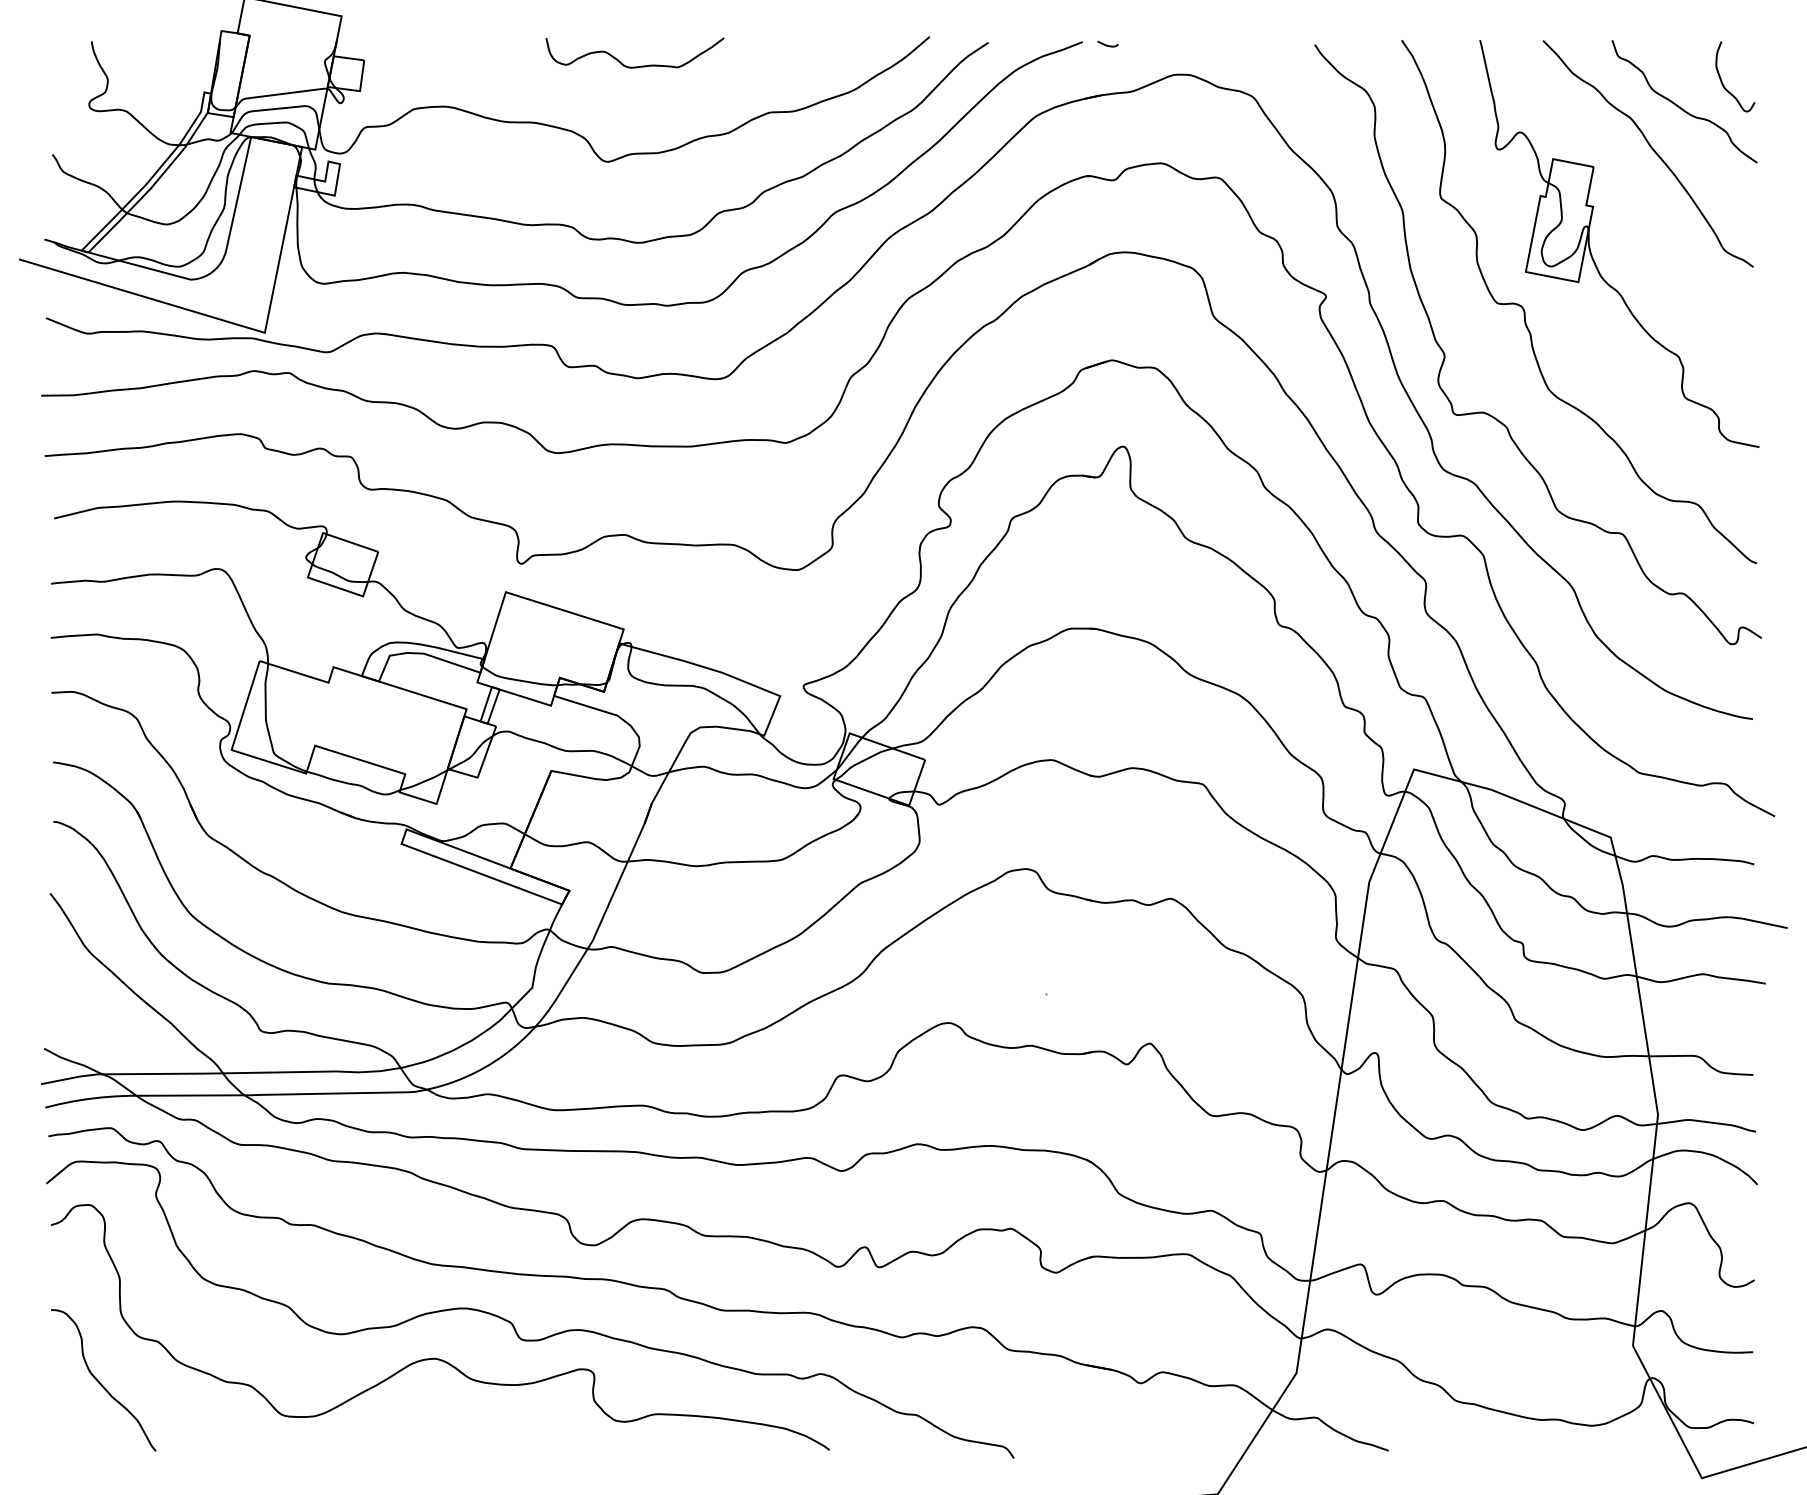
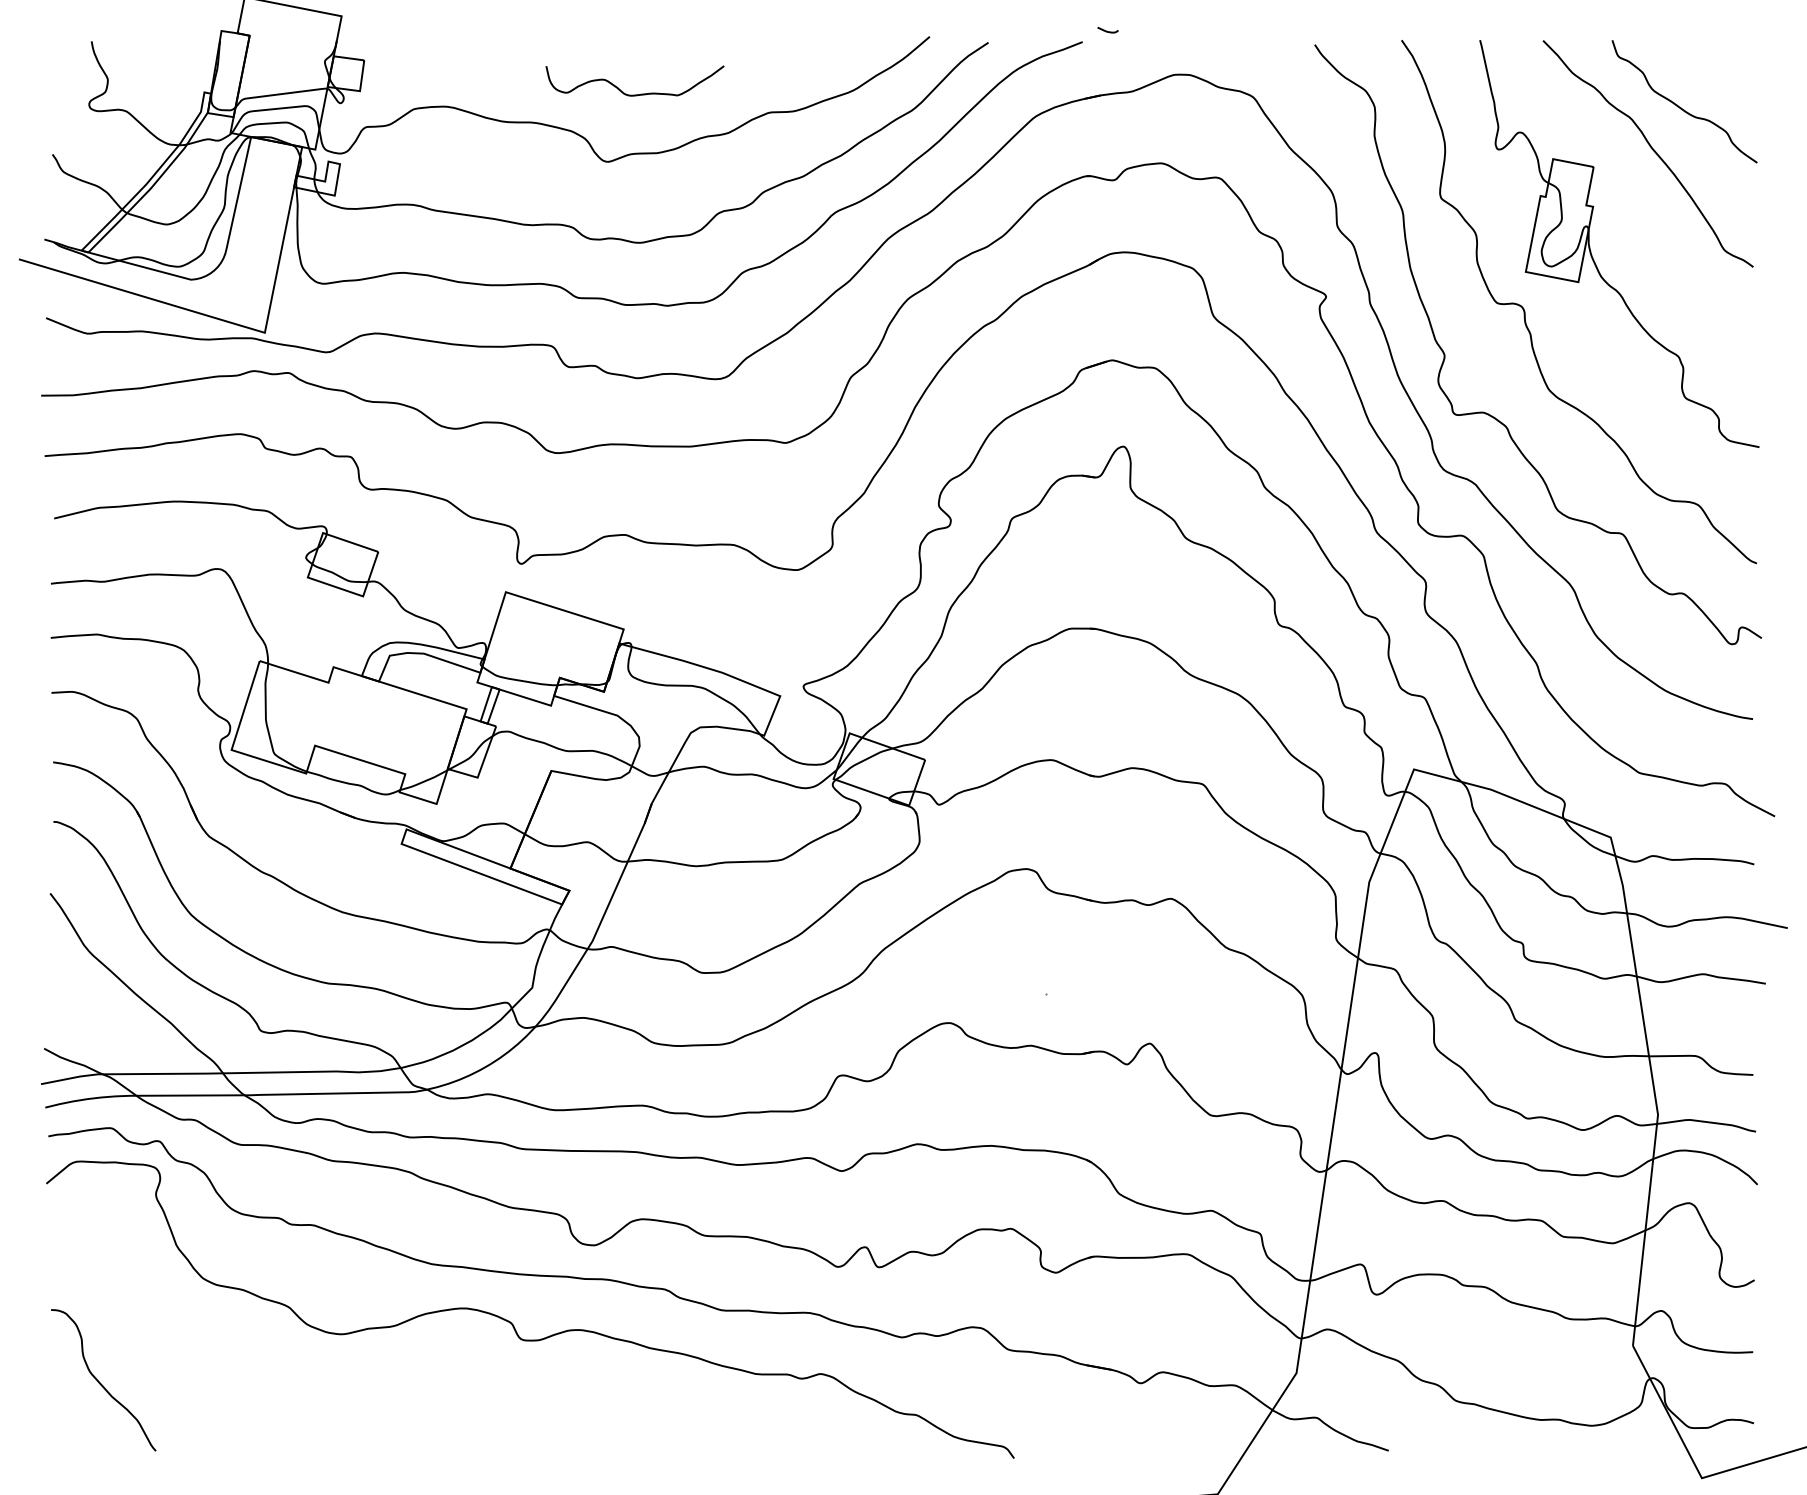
curve position: (1107, 44) -> (1107, 30) (1107, 30)
curve position: (634, 66) -> (634, 94) (634, 94)
curve: present -> none (1723, 83)
curve: present -> none (434, 1357)
